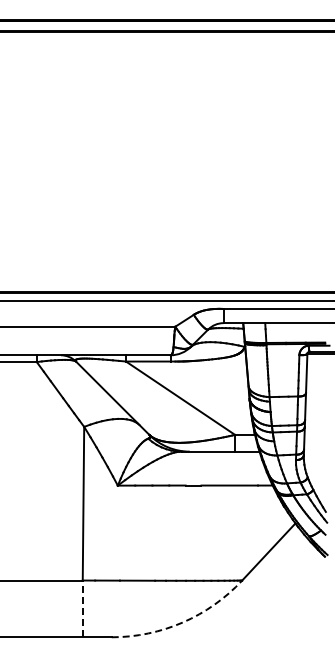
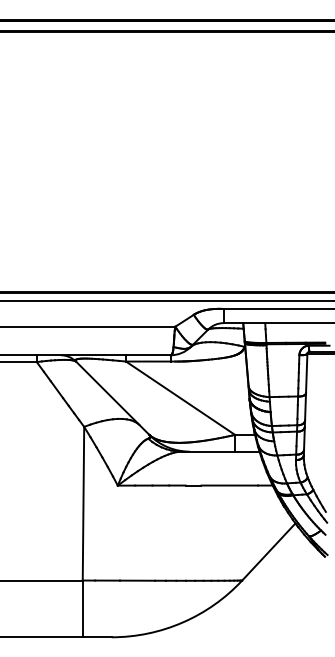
line: dashed -> solid (82, 608)
arc: dashed -> solid (182, 622)
